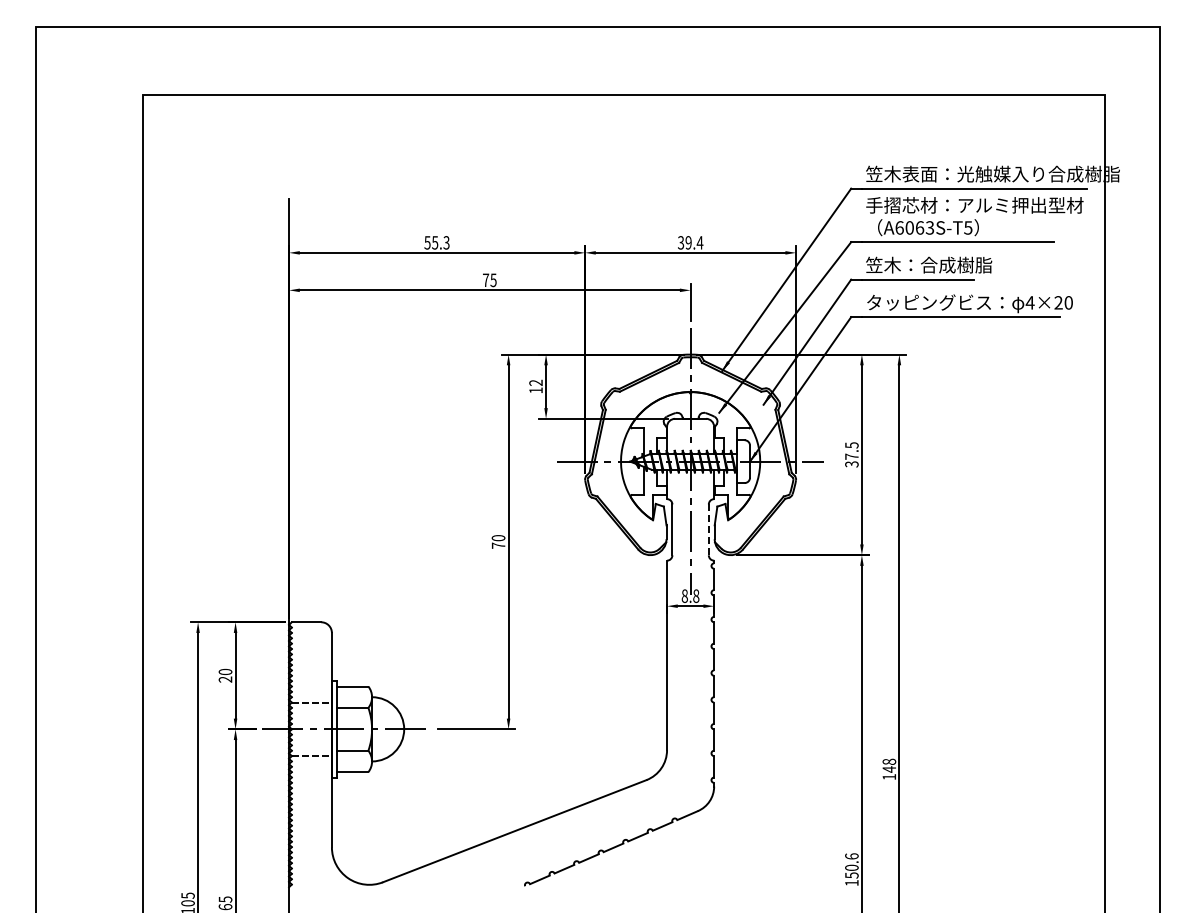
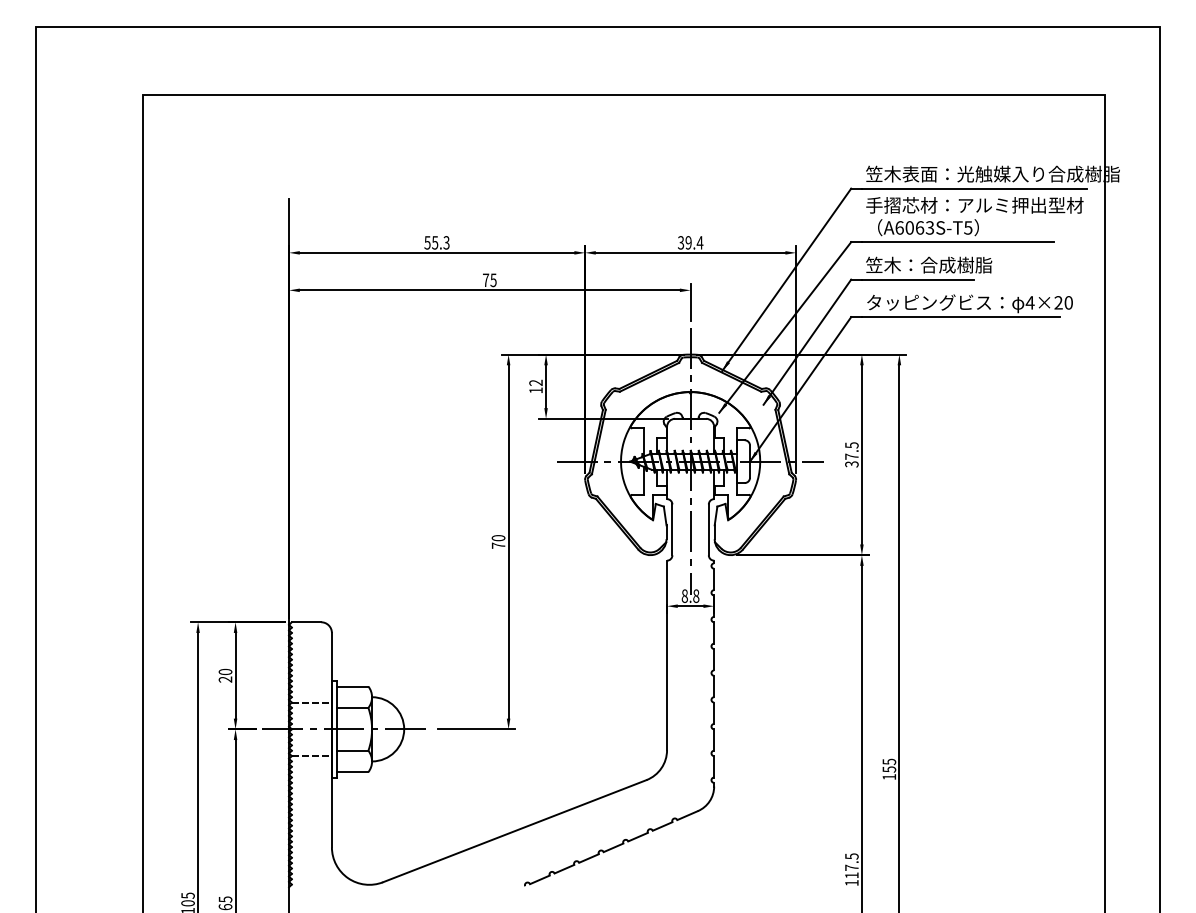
line: dashed -> solid (708, 529)
text: 148 -> 155 (889, 765)
text: 150.6 -> 117.5 (851, 865)
